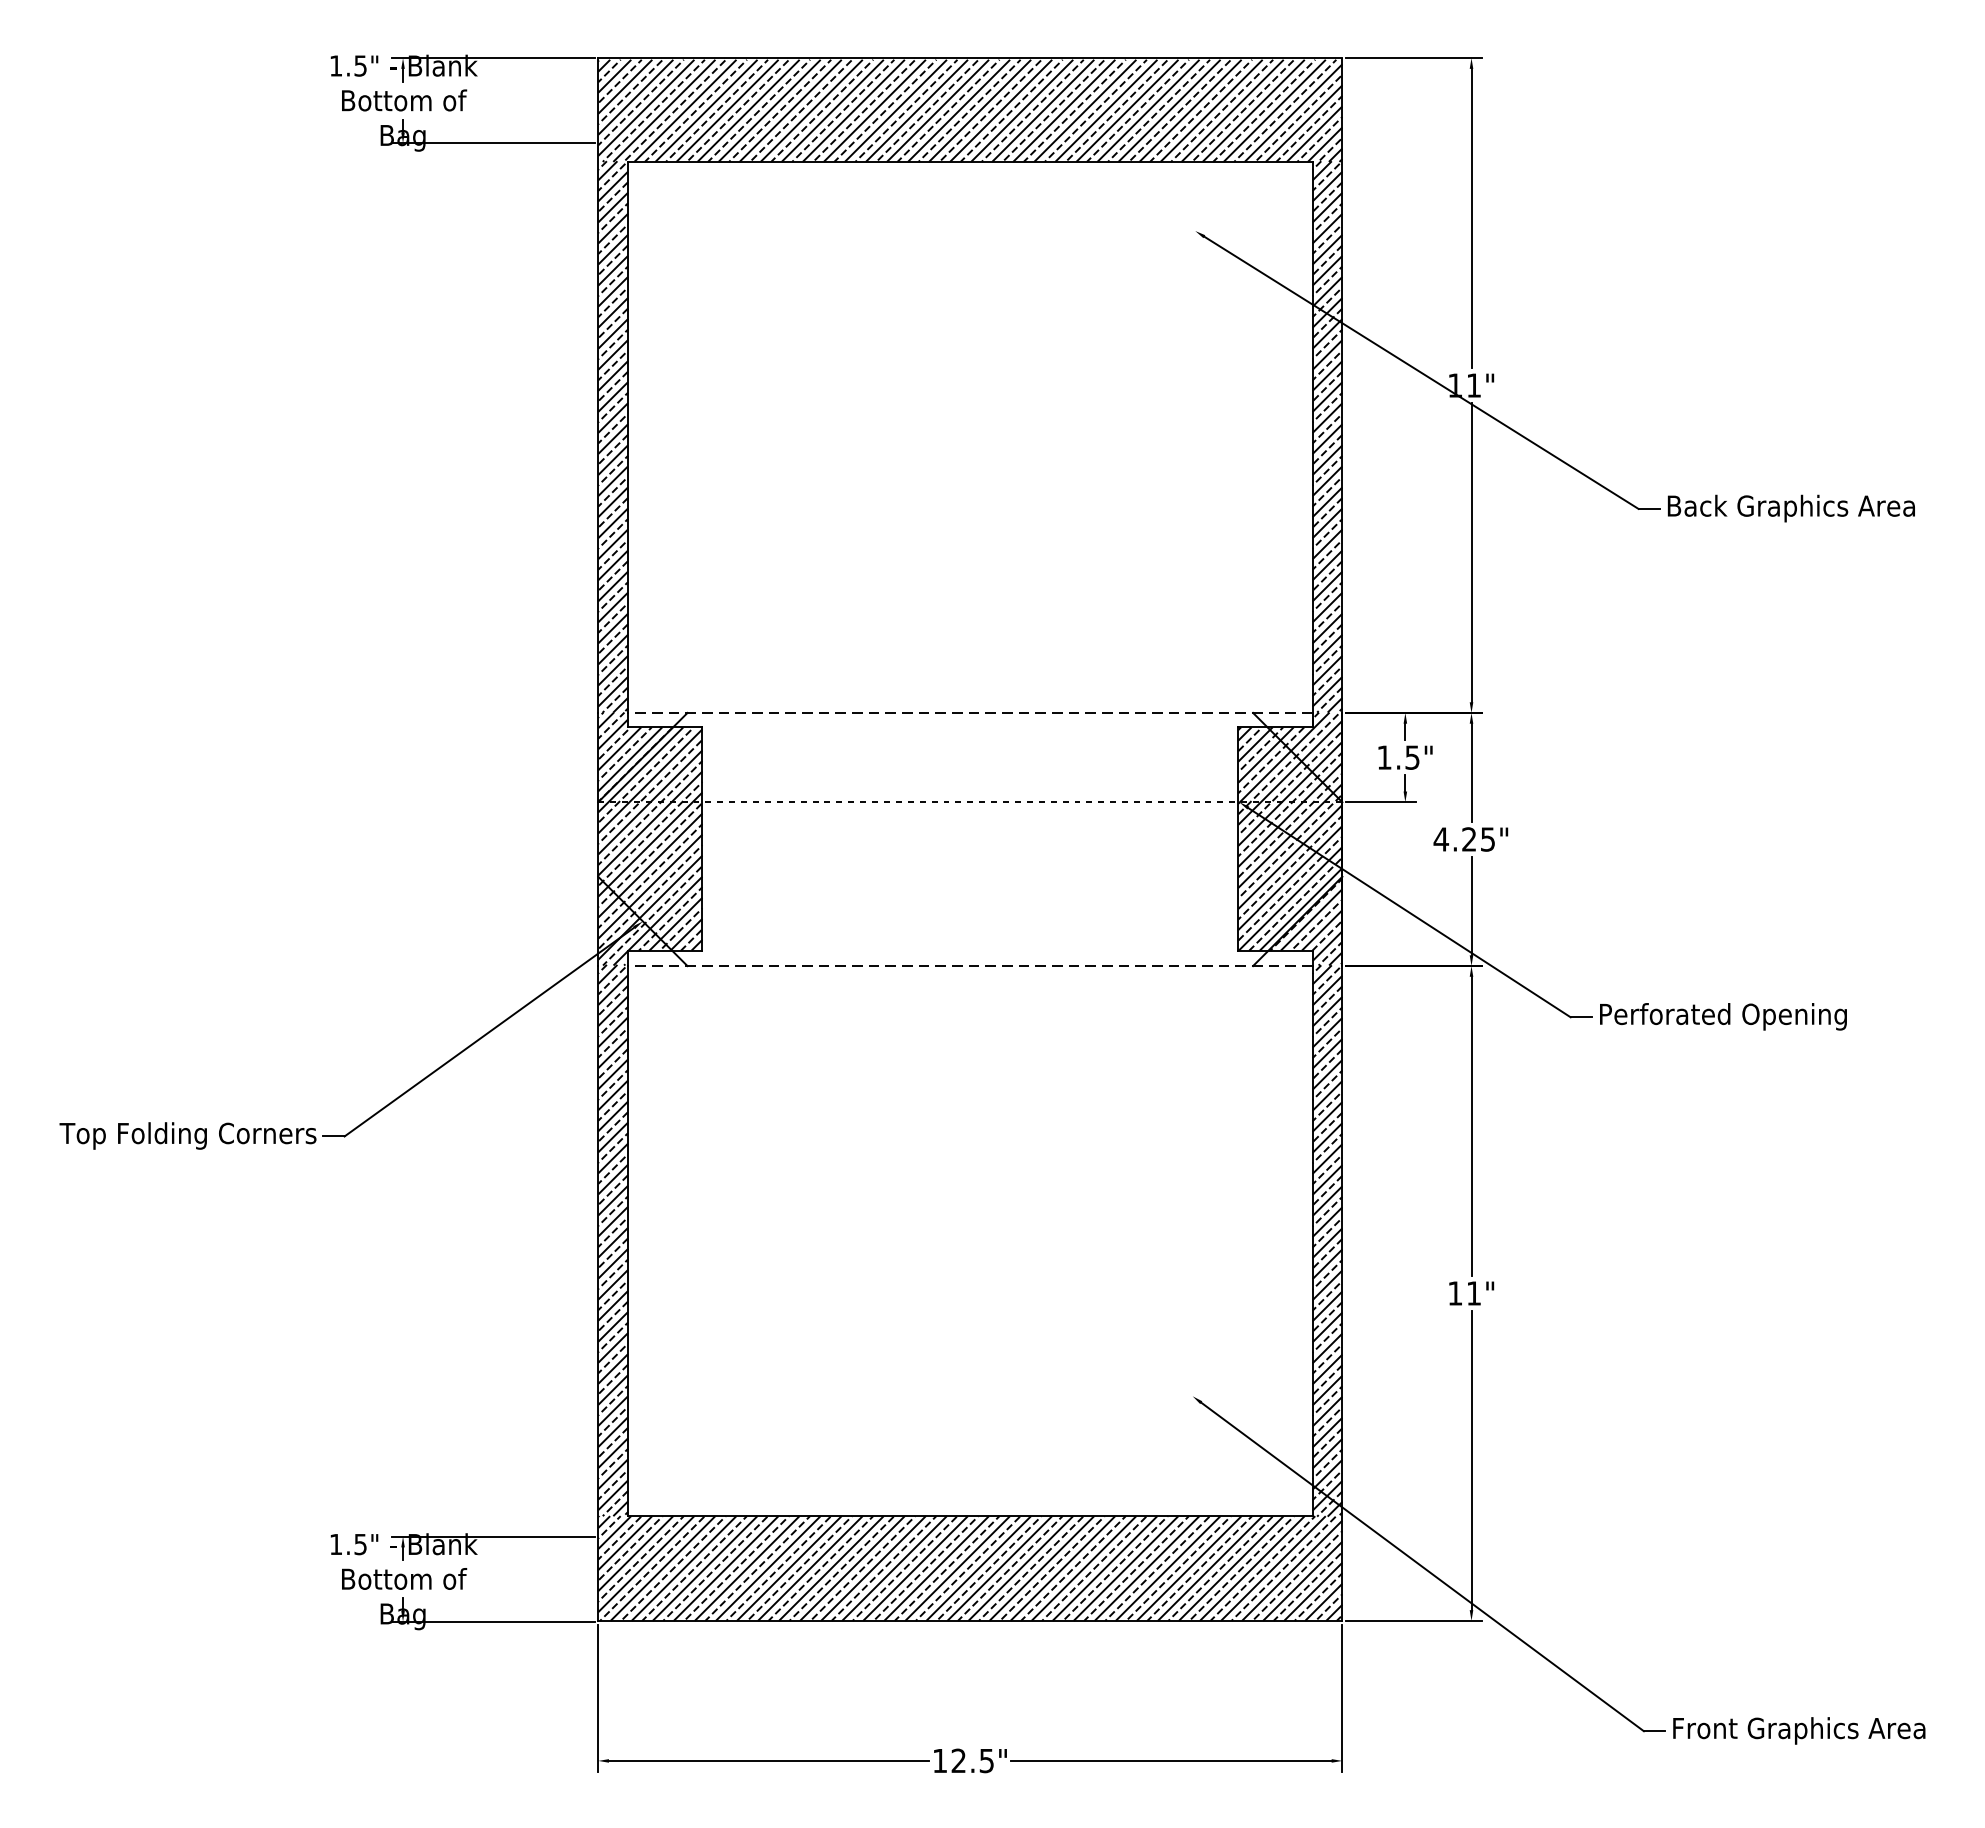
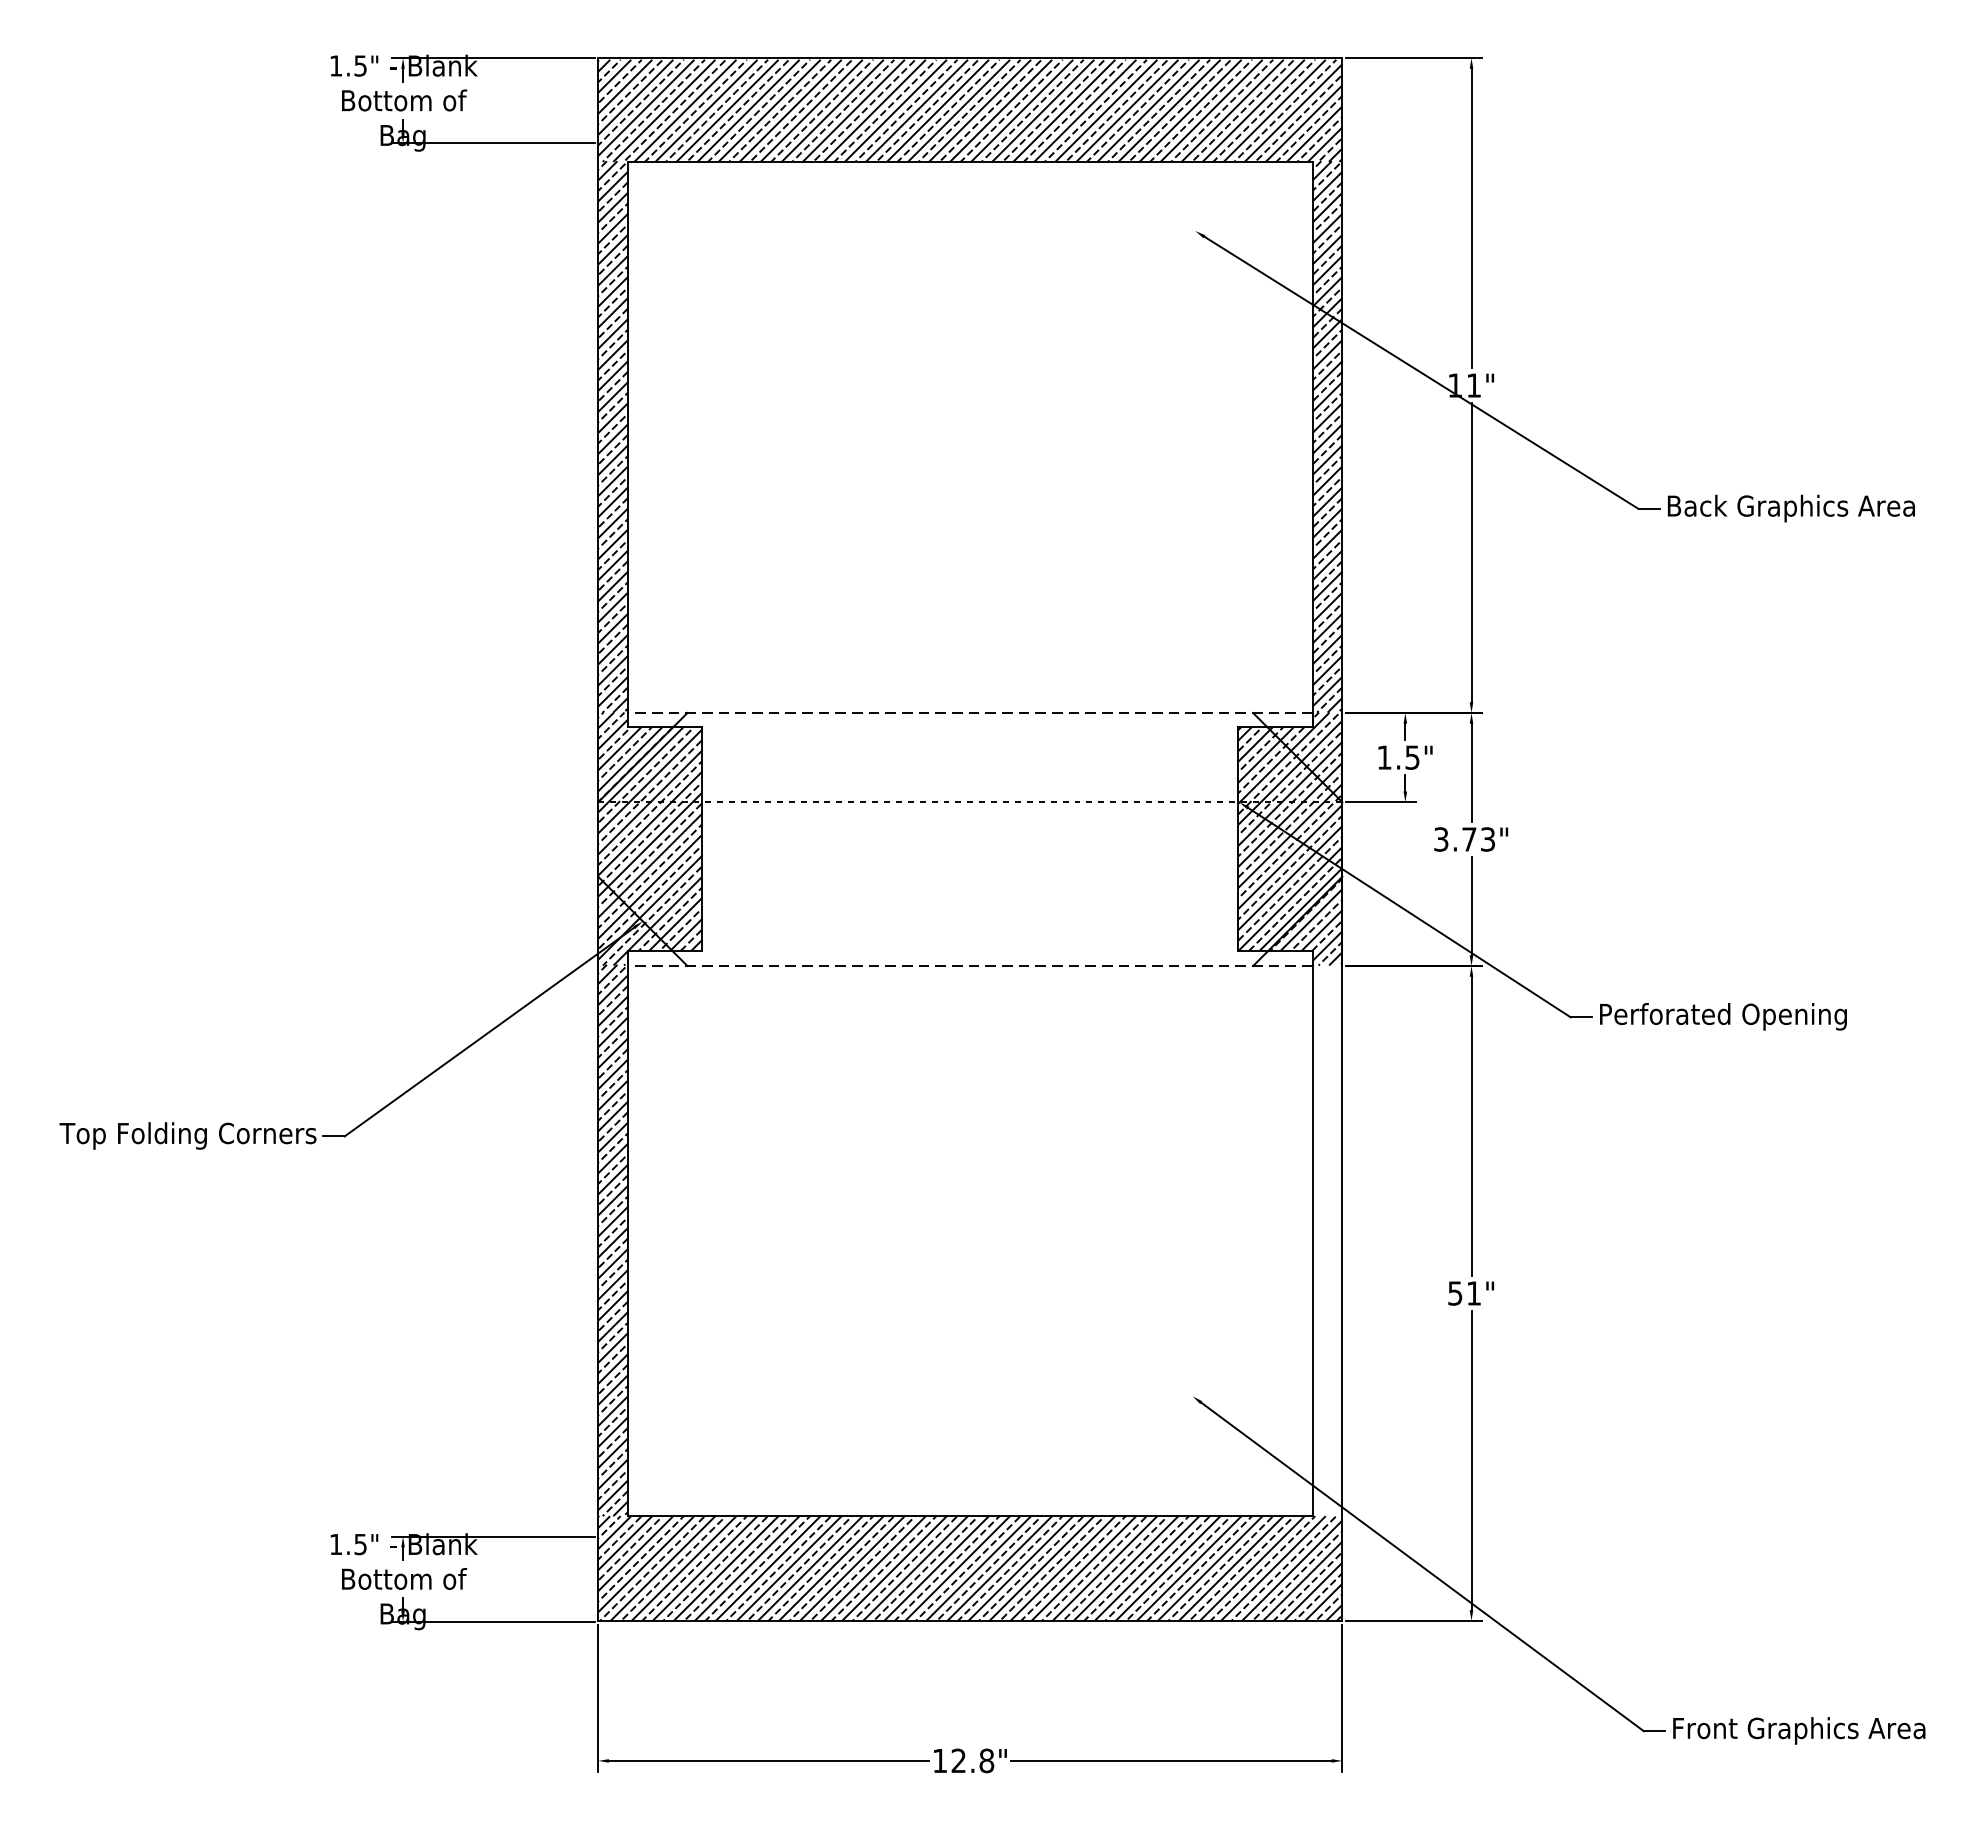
text: 4.25" -> 3.73" (1464, 839)
hatch: present -> none (1327, 1240)
text: 11" -> 51" (1455, 1293)
text: 12.5" -> 12.8" (986, 1760)
